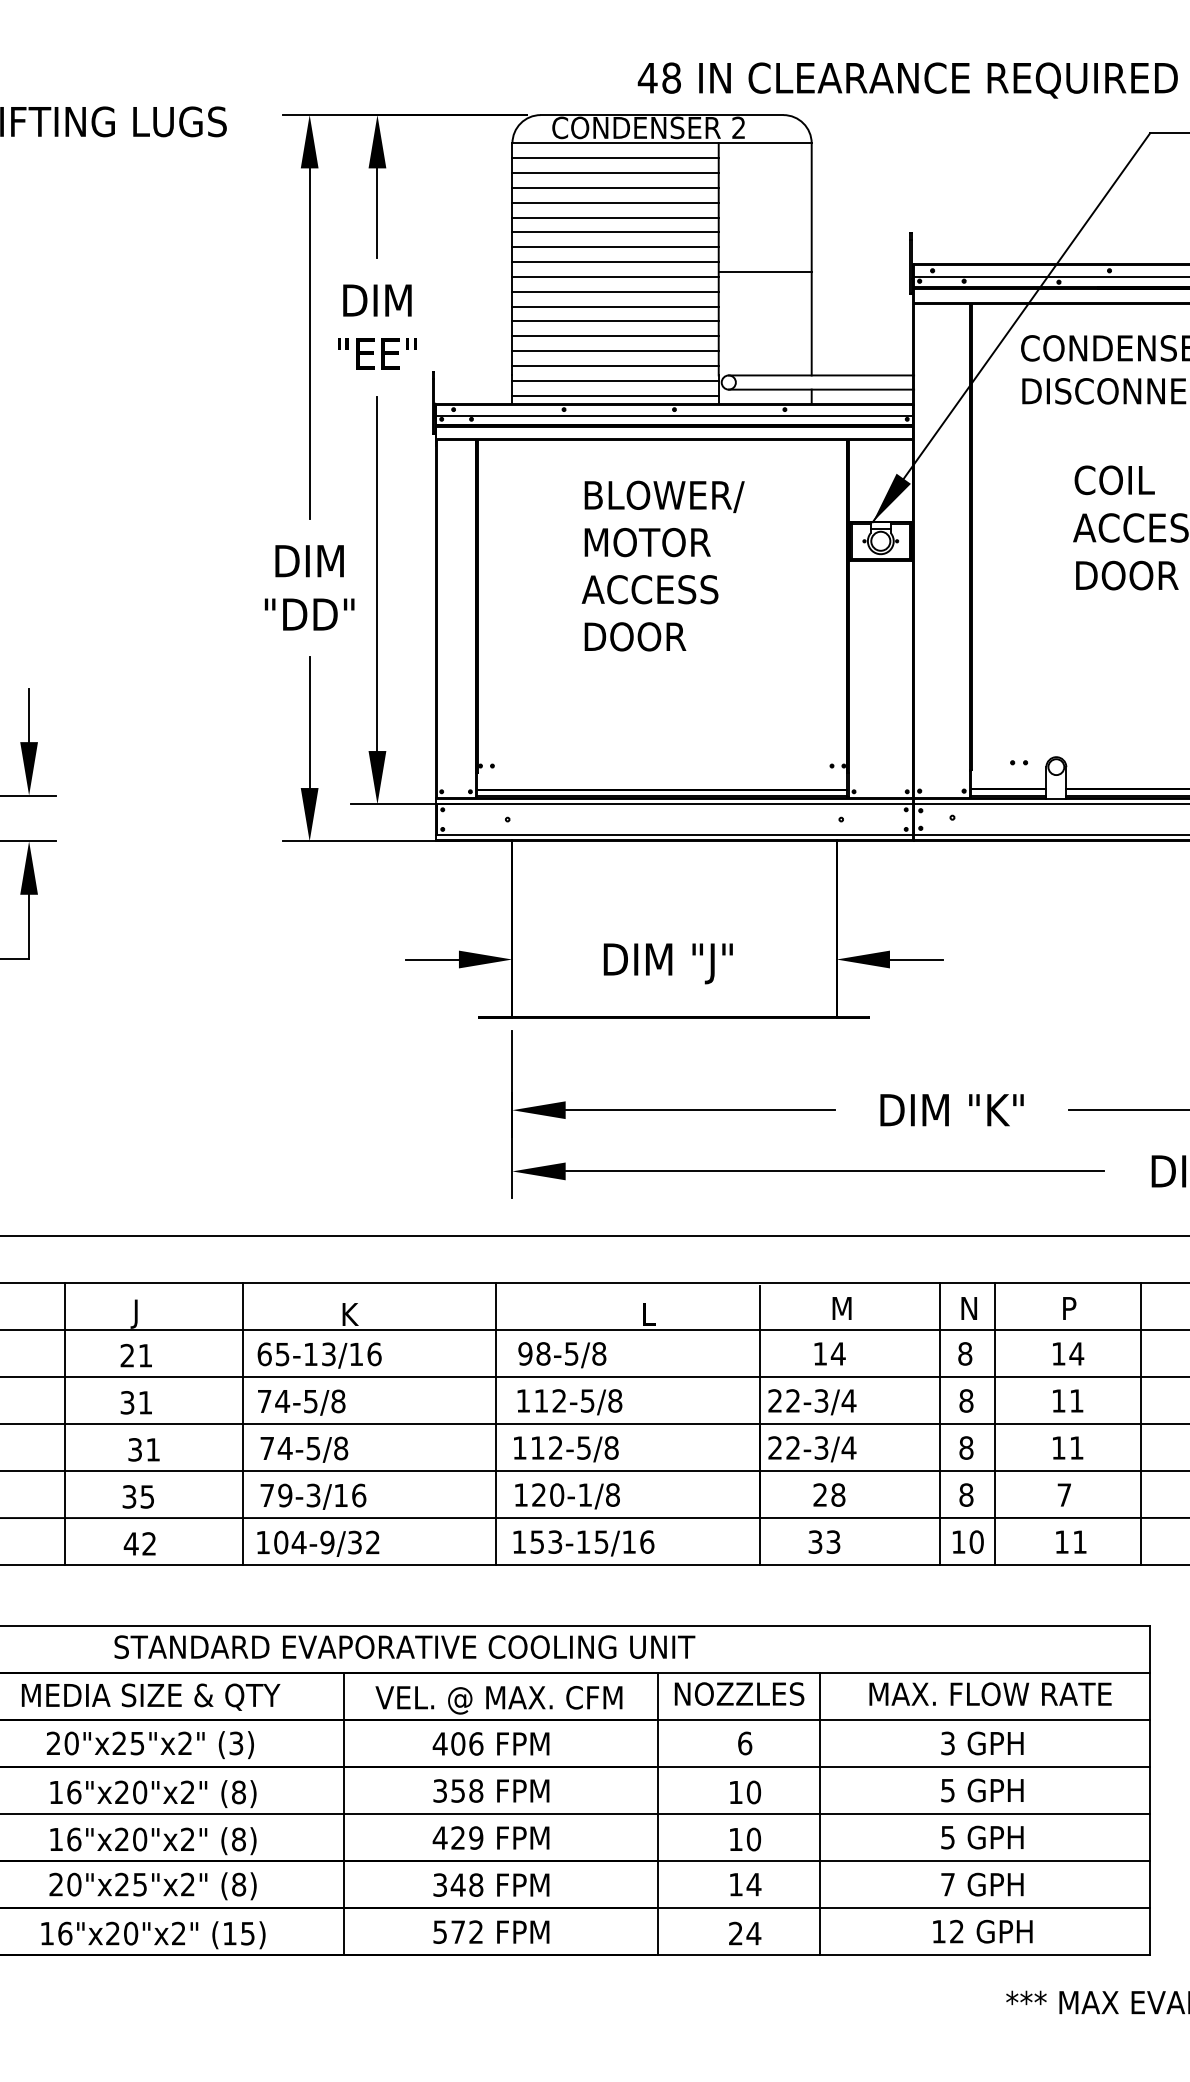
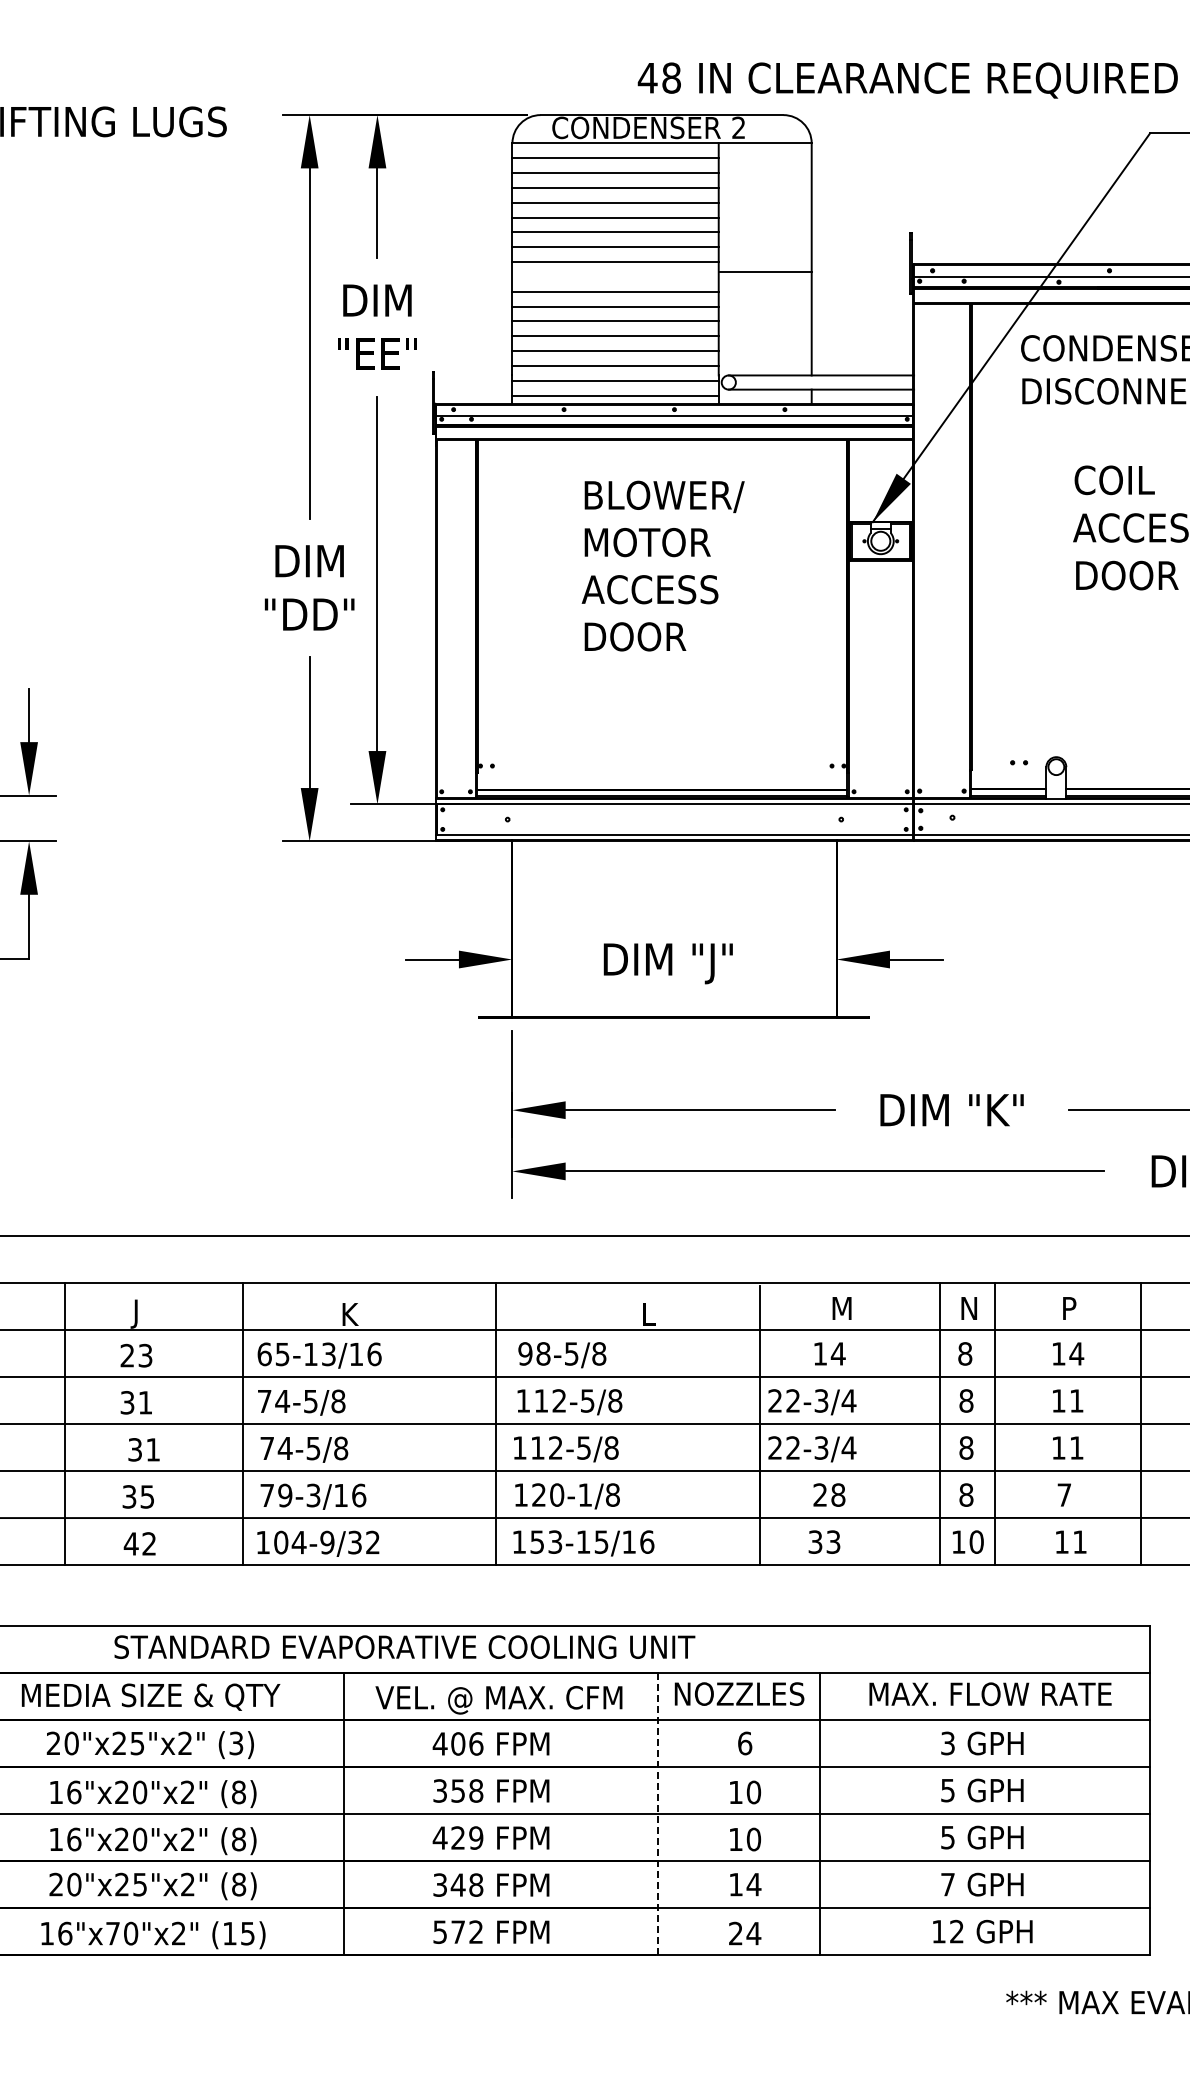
line: present -> none (615, 276)
text: 21 -> 23 (145, 1355)
line: solid -> dashed (658, 1814)
text: 16"x20"x2" -> 16"x70"x2" (112, 1933)
